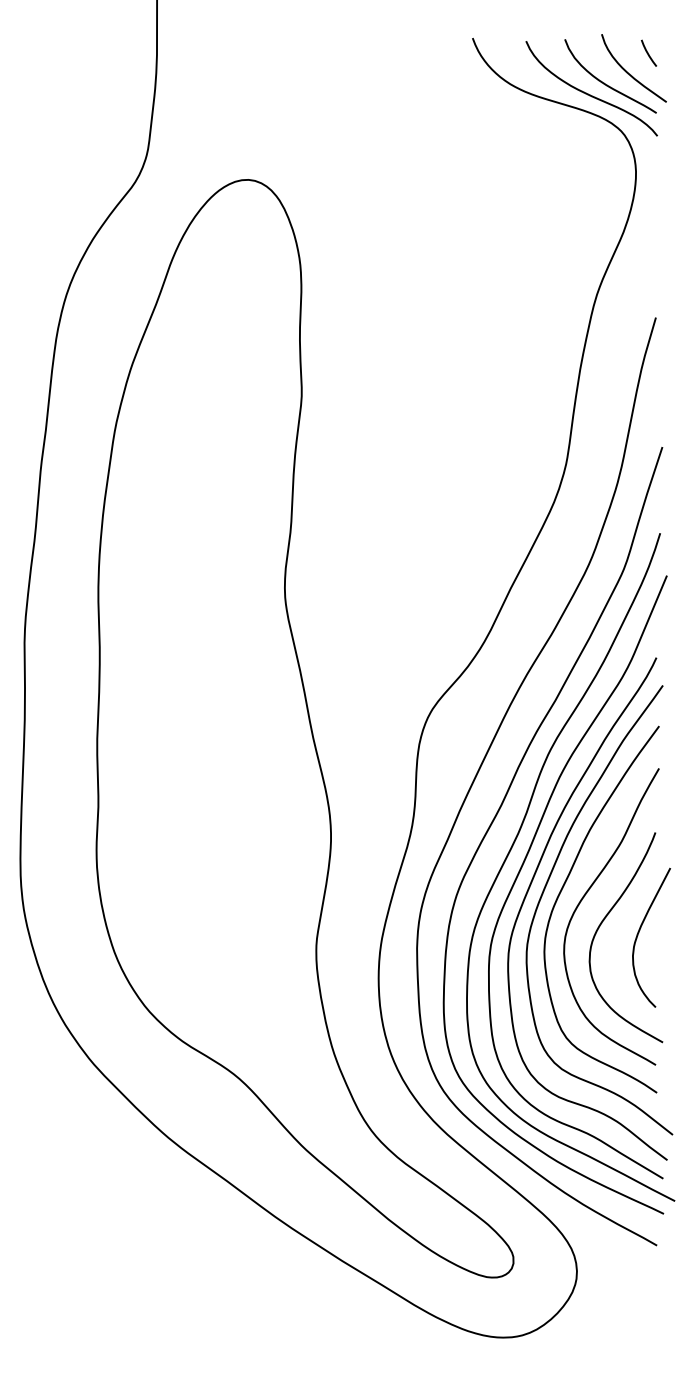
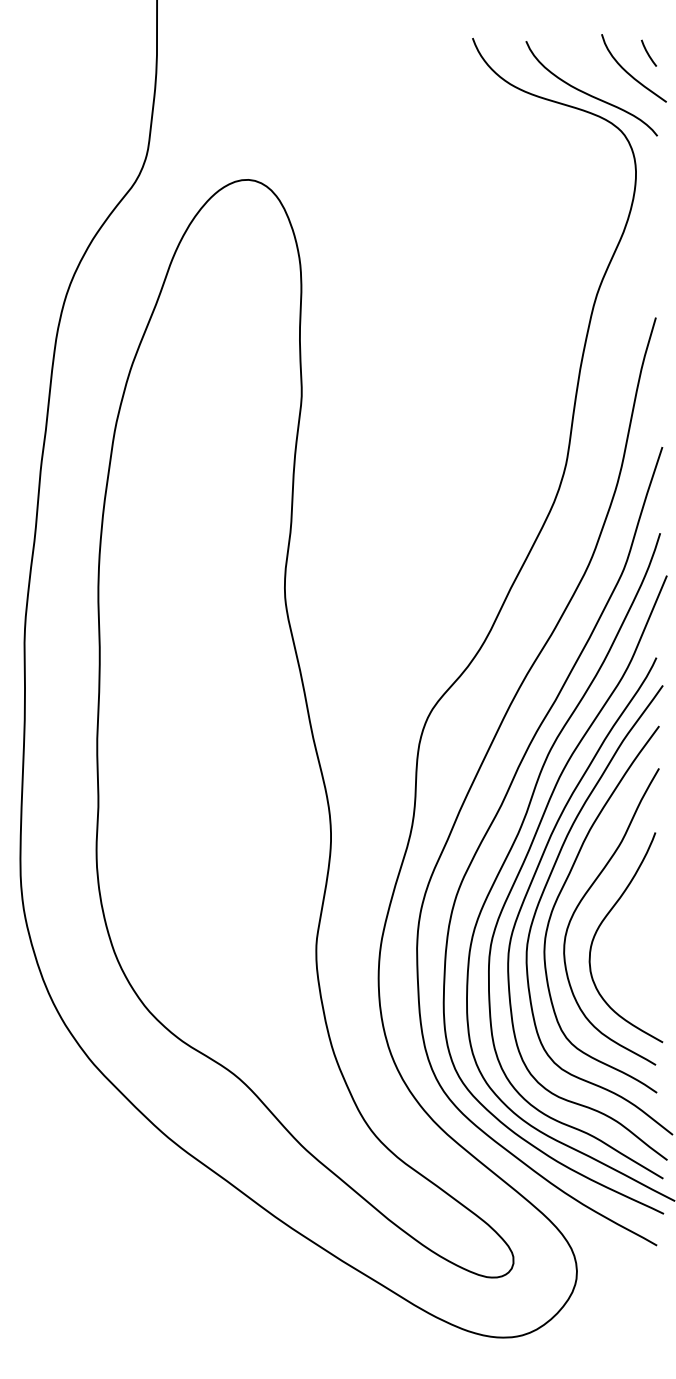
curve: present -> none (604, 82)
curve: present -> none (639, 932)
